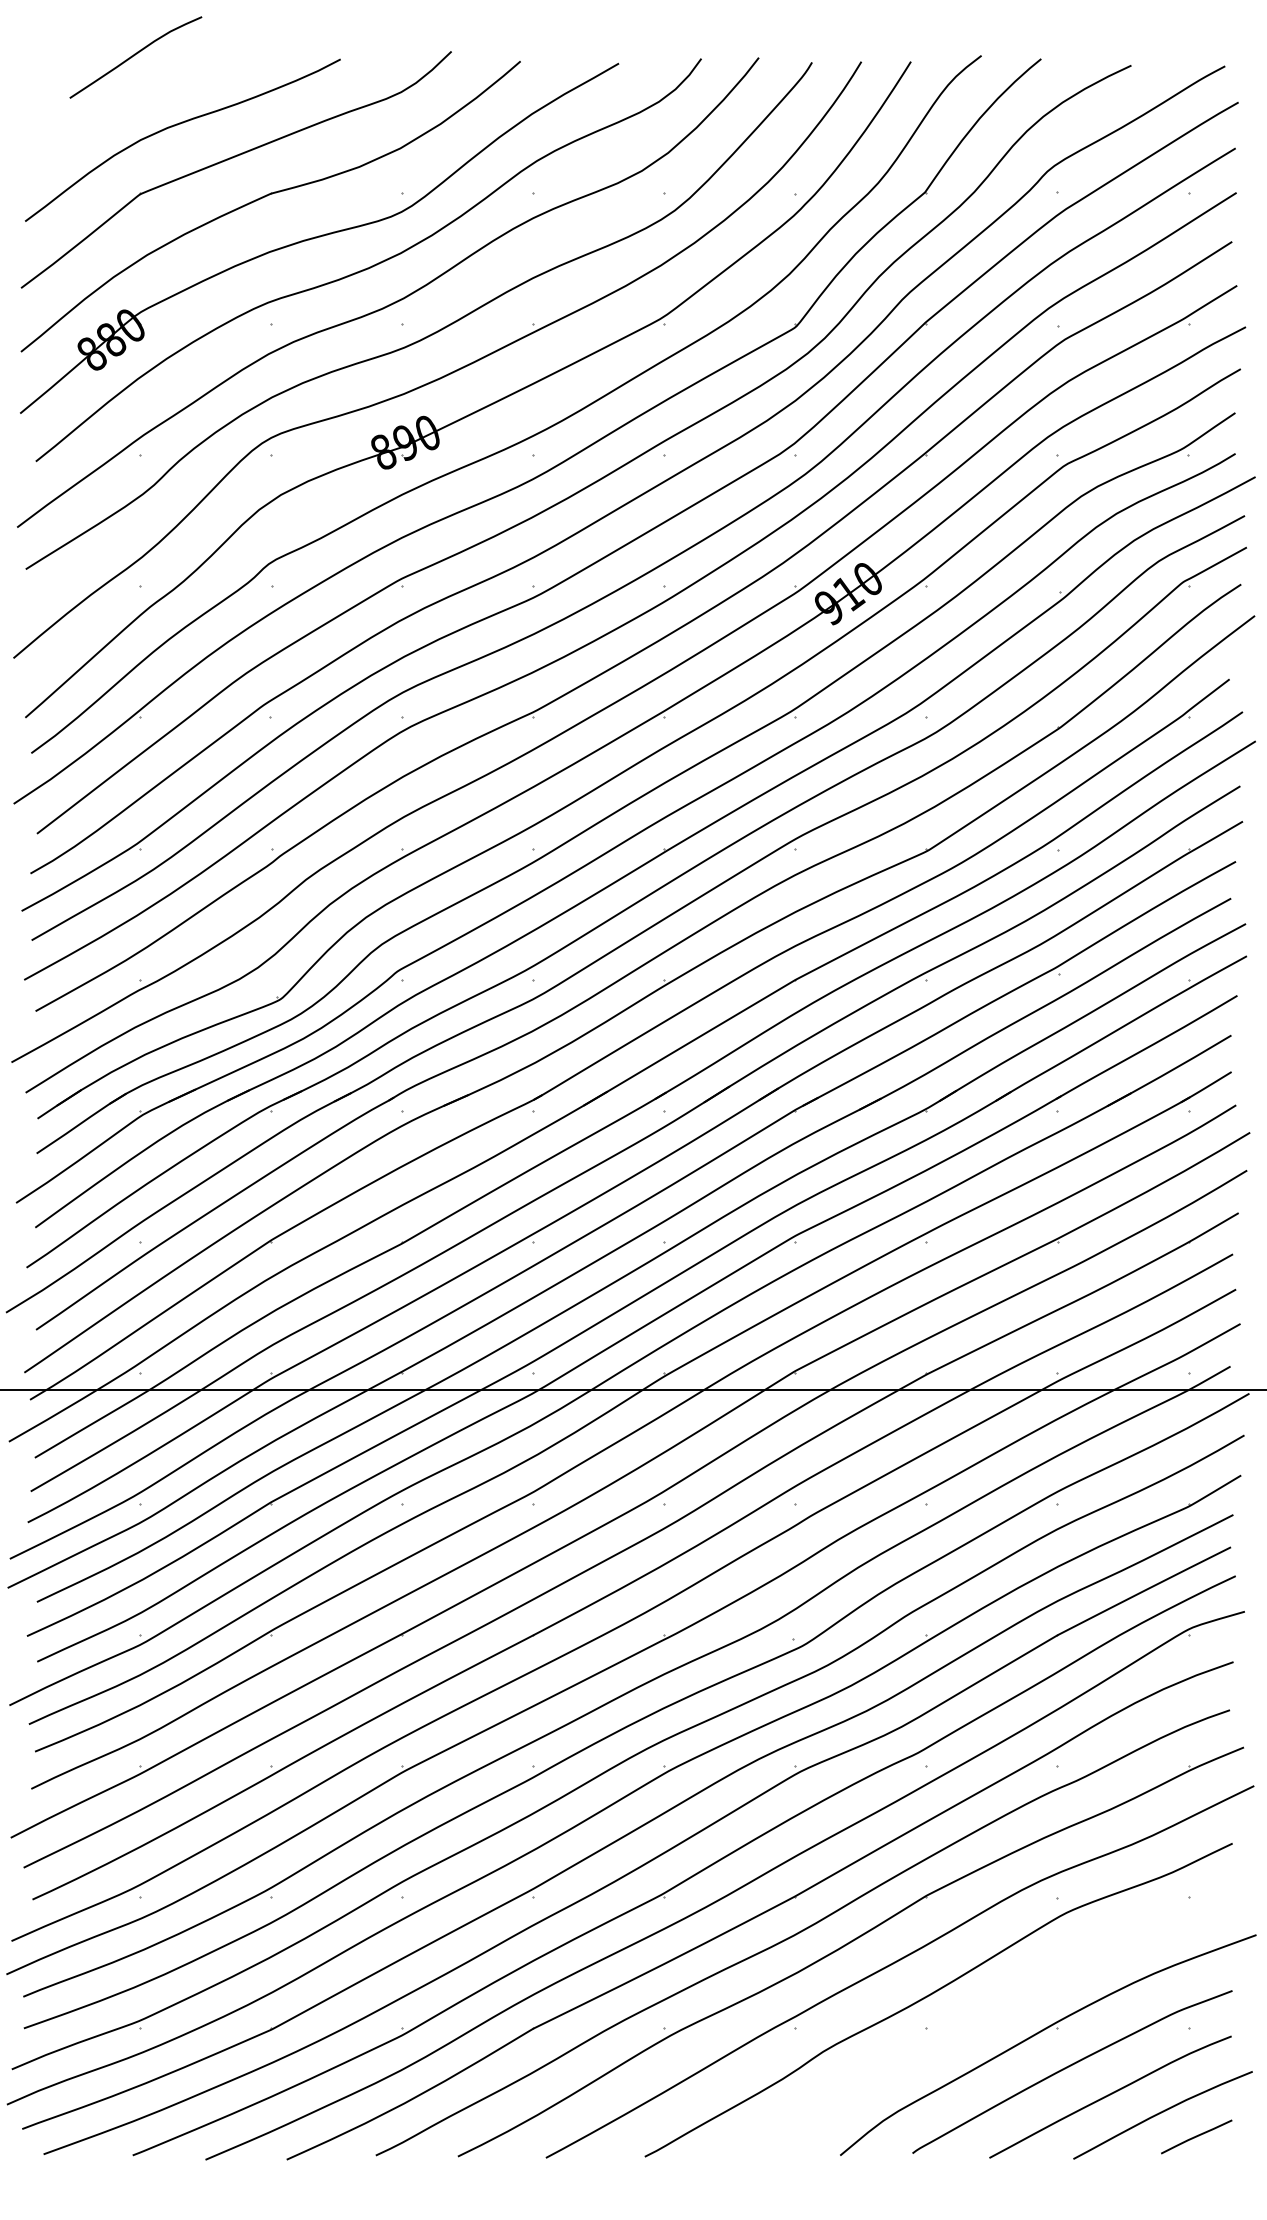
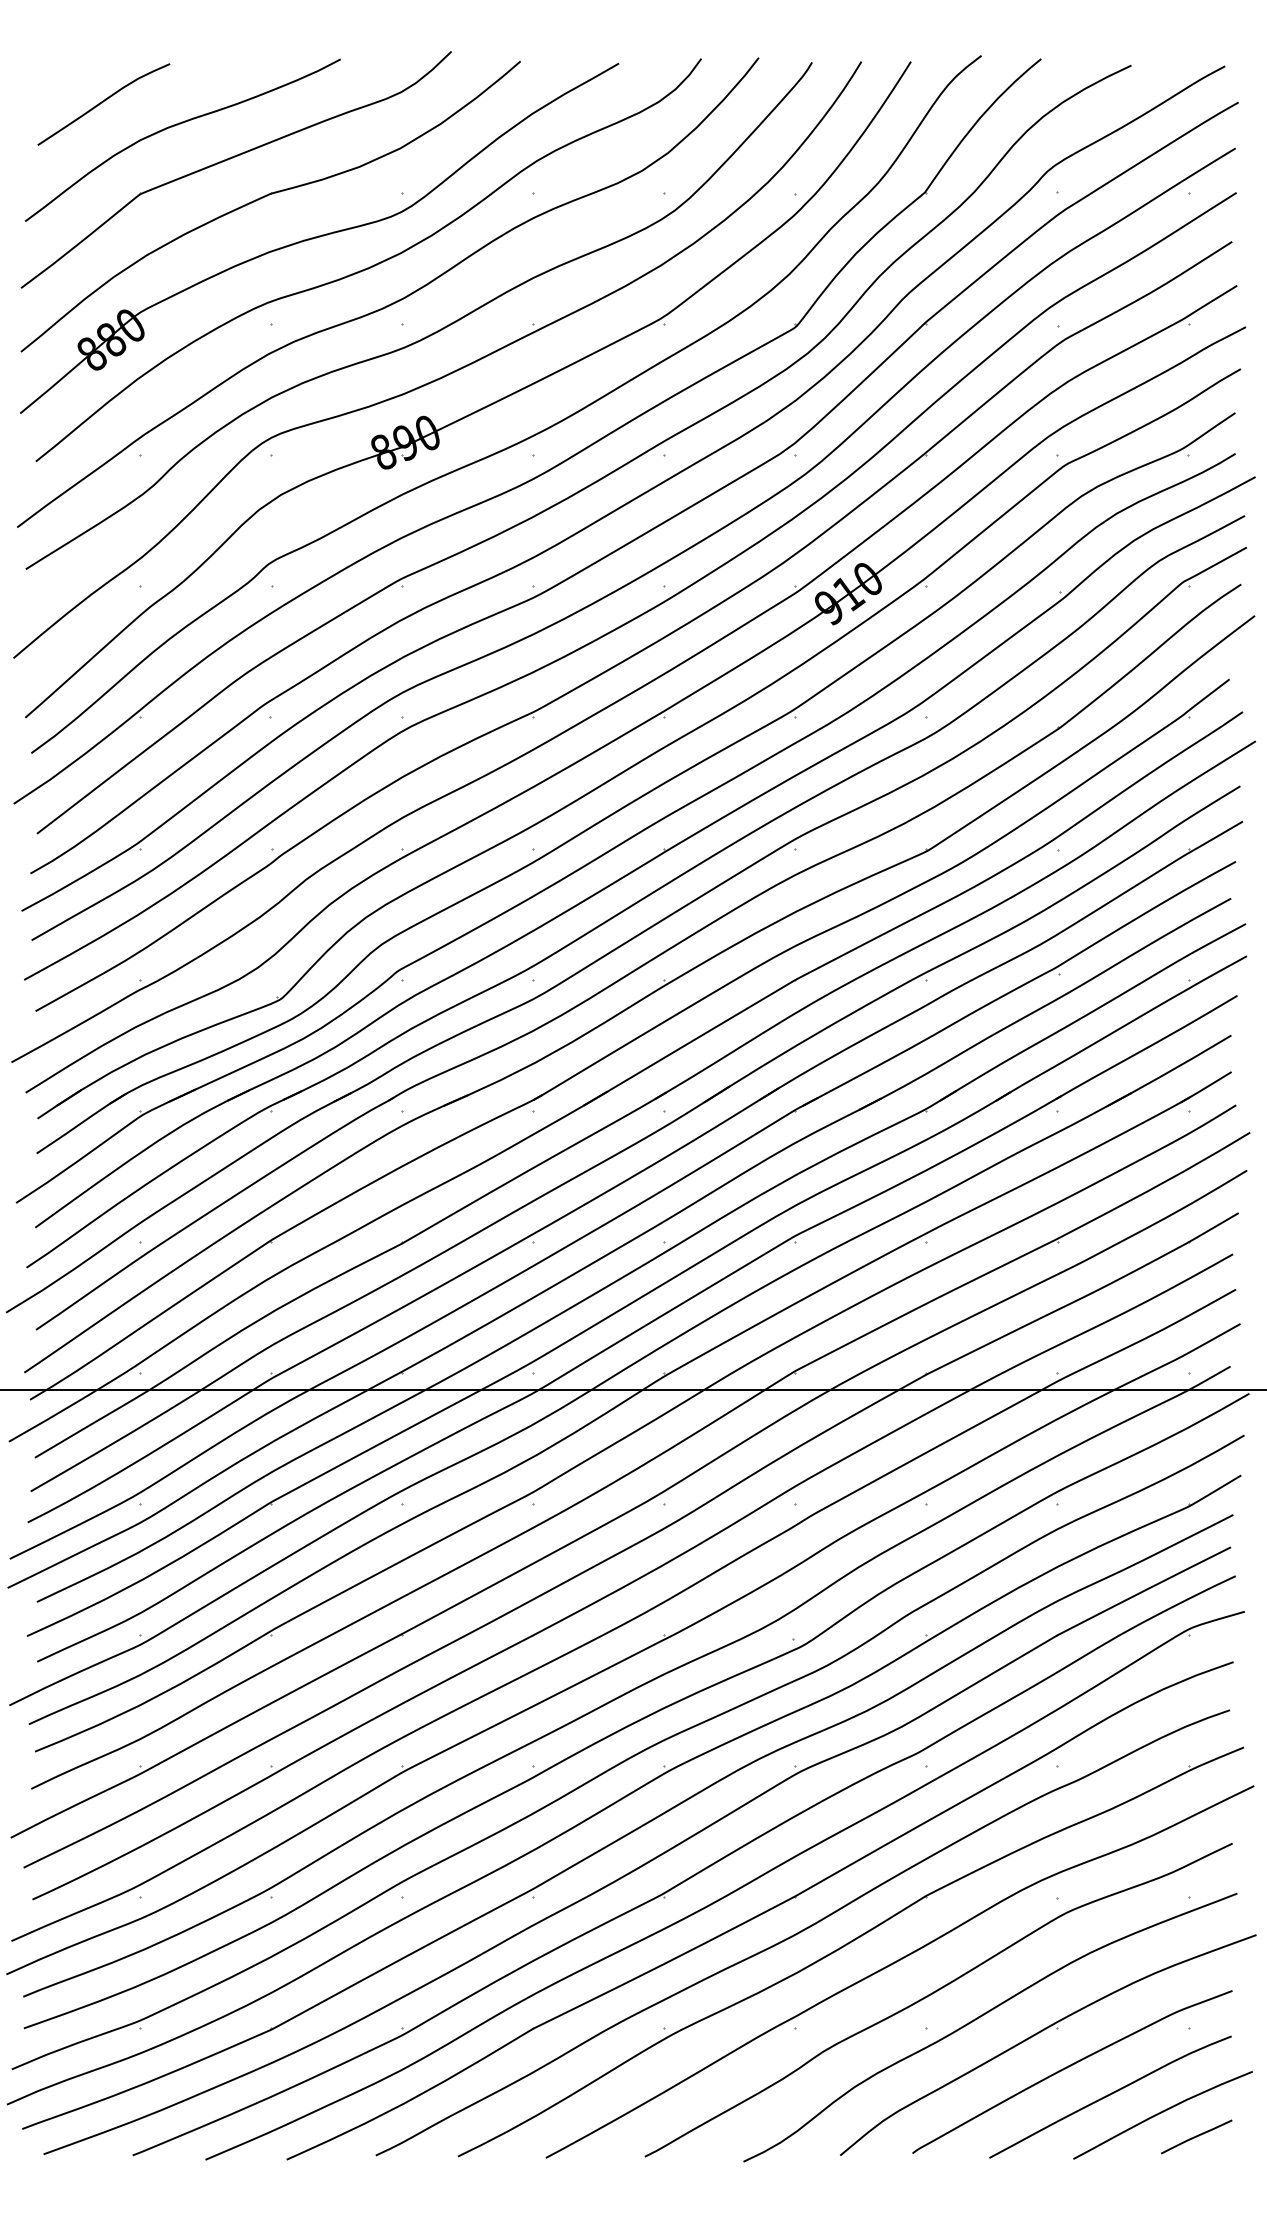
curve position: (134, 56) -> (102, 103) (102, 103)
curve: none -> present (984, 2015)
